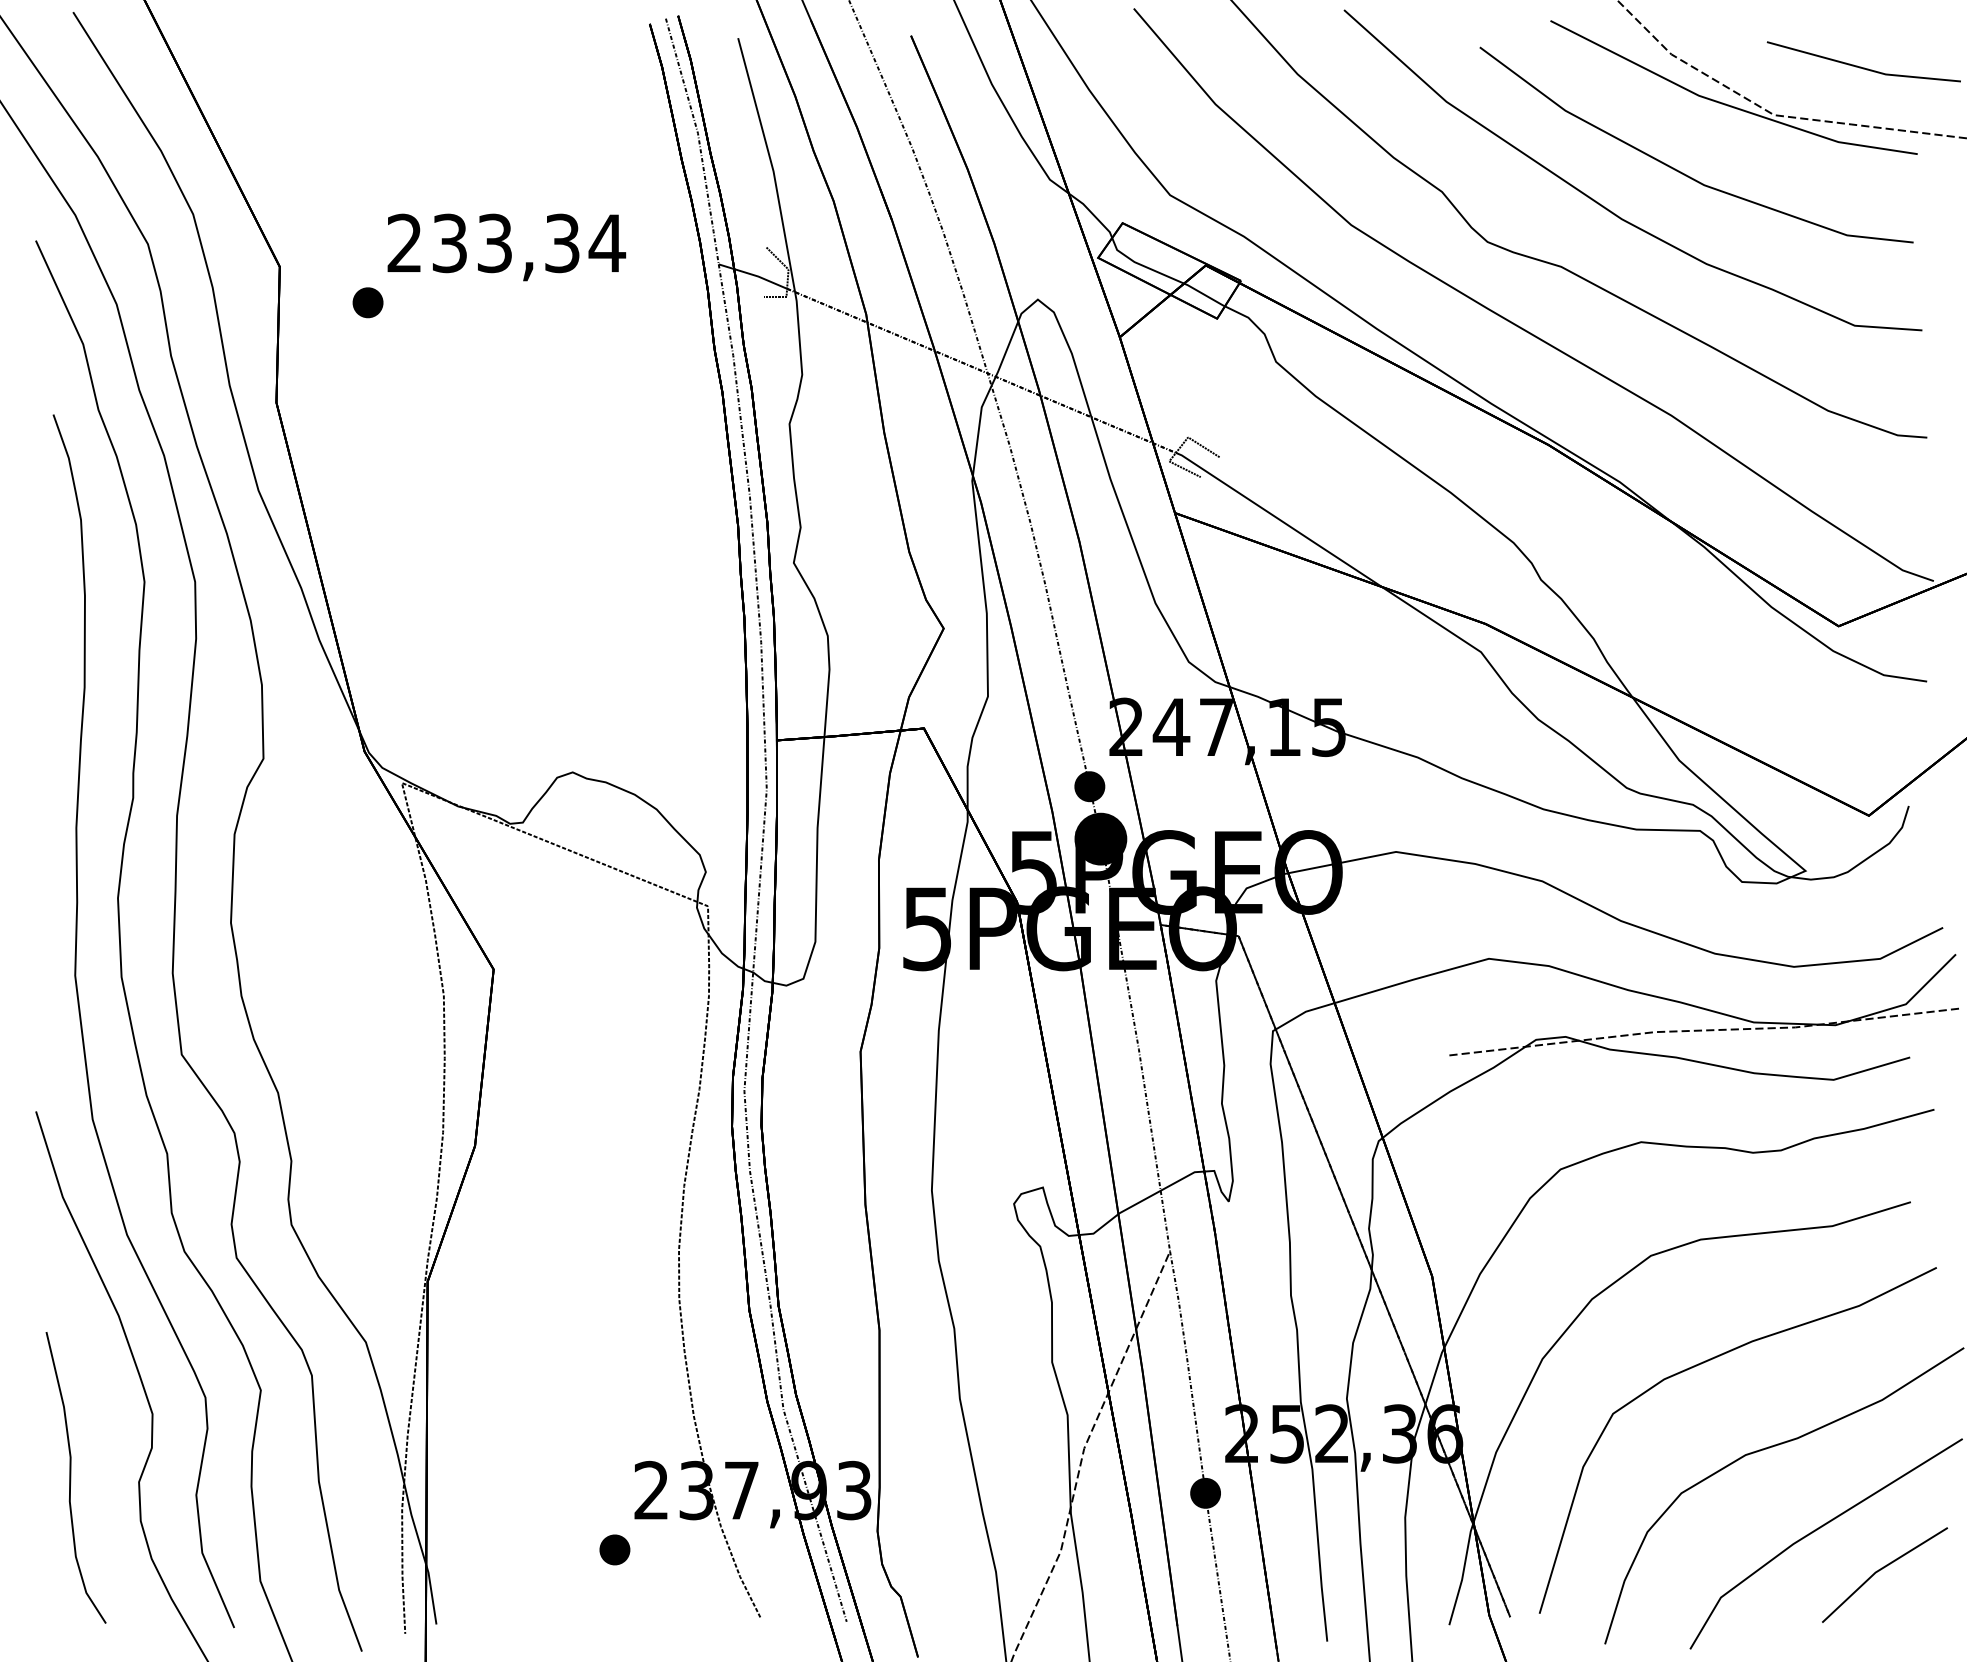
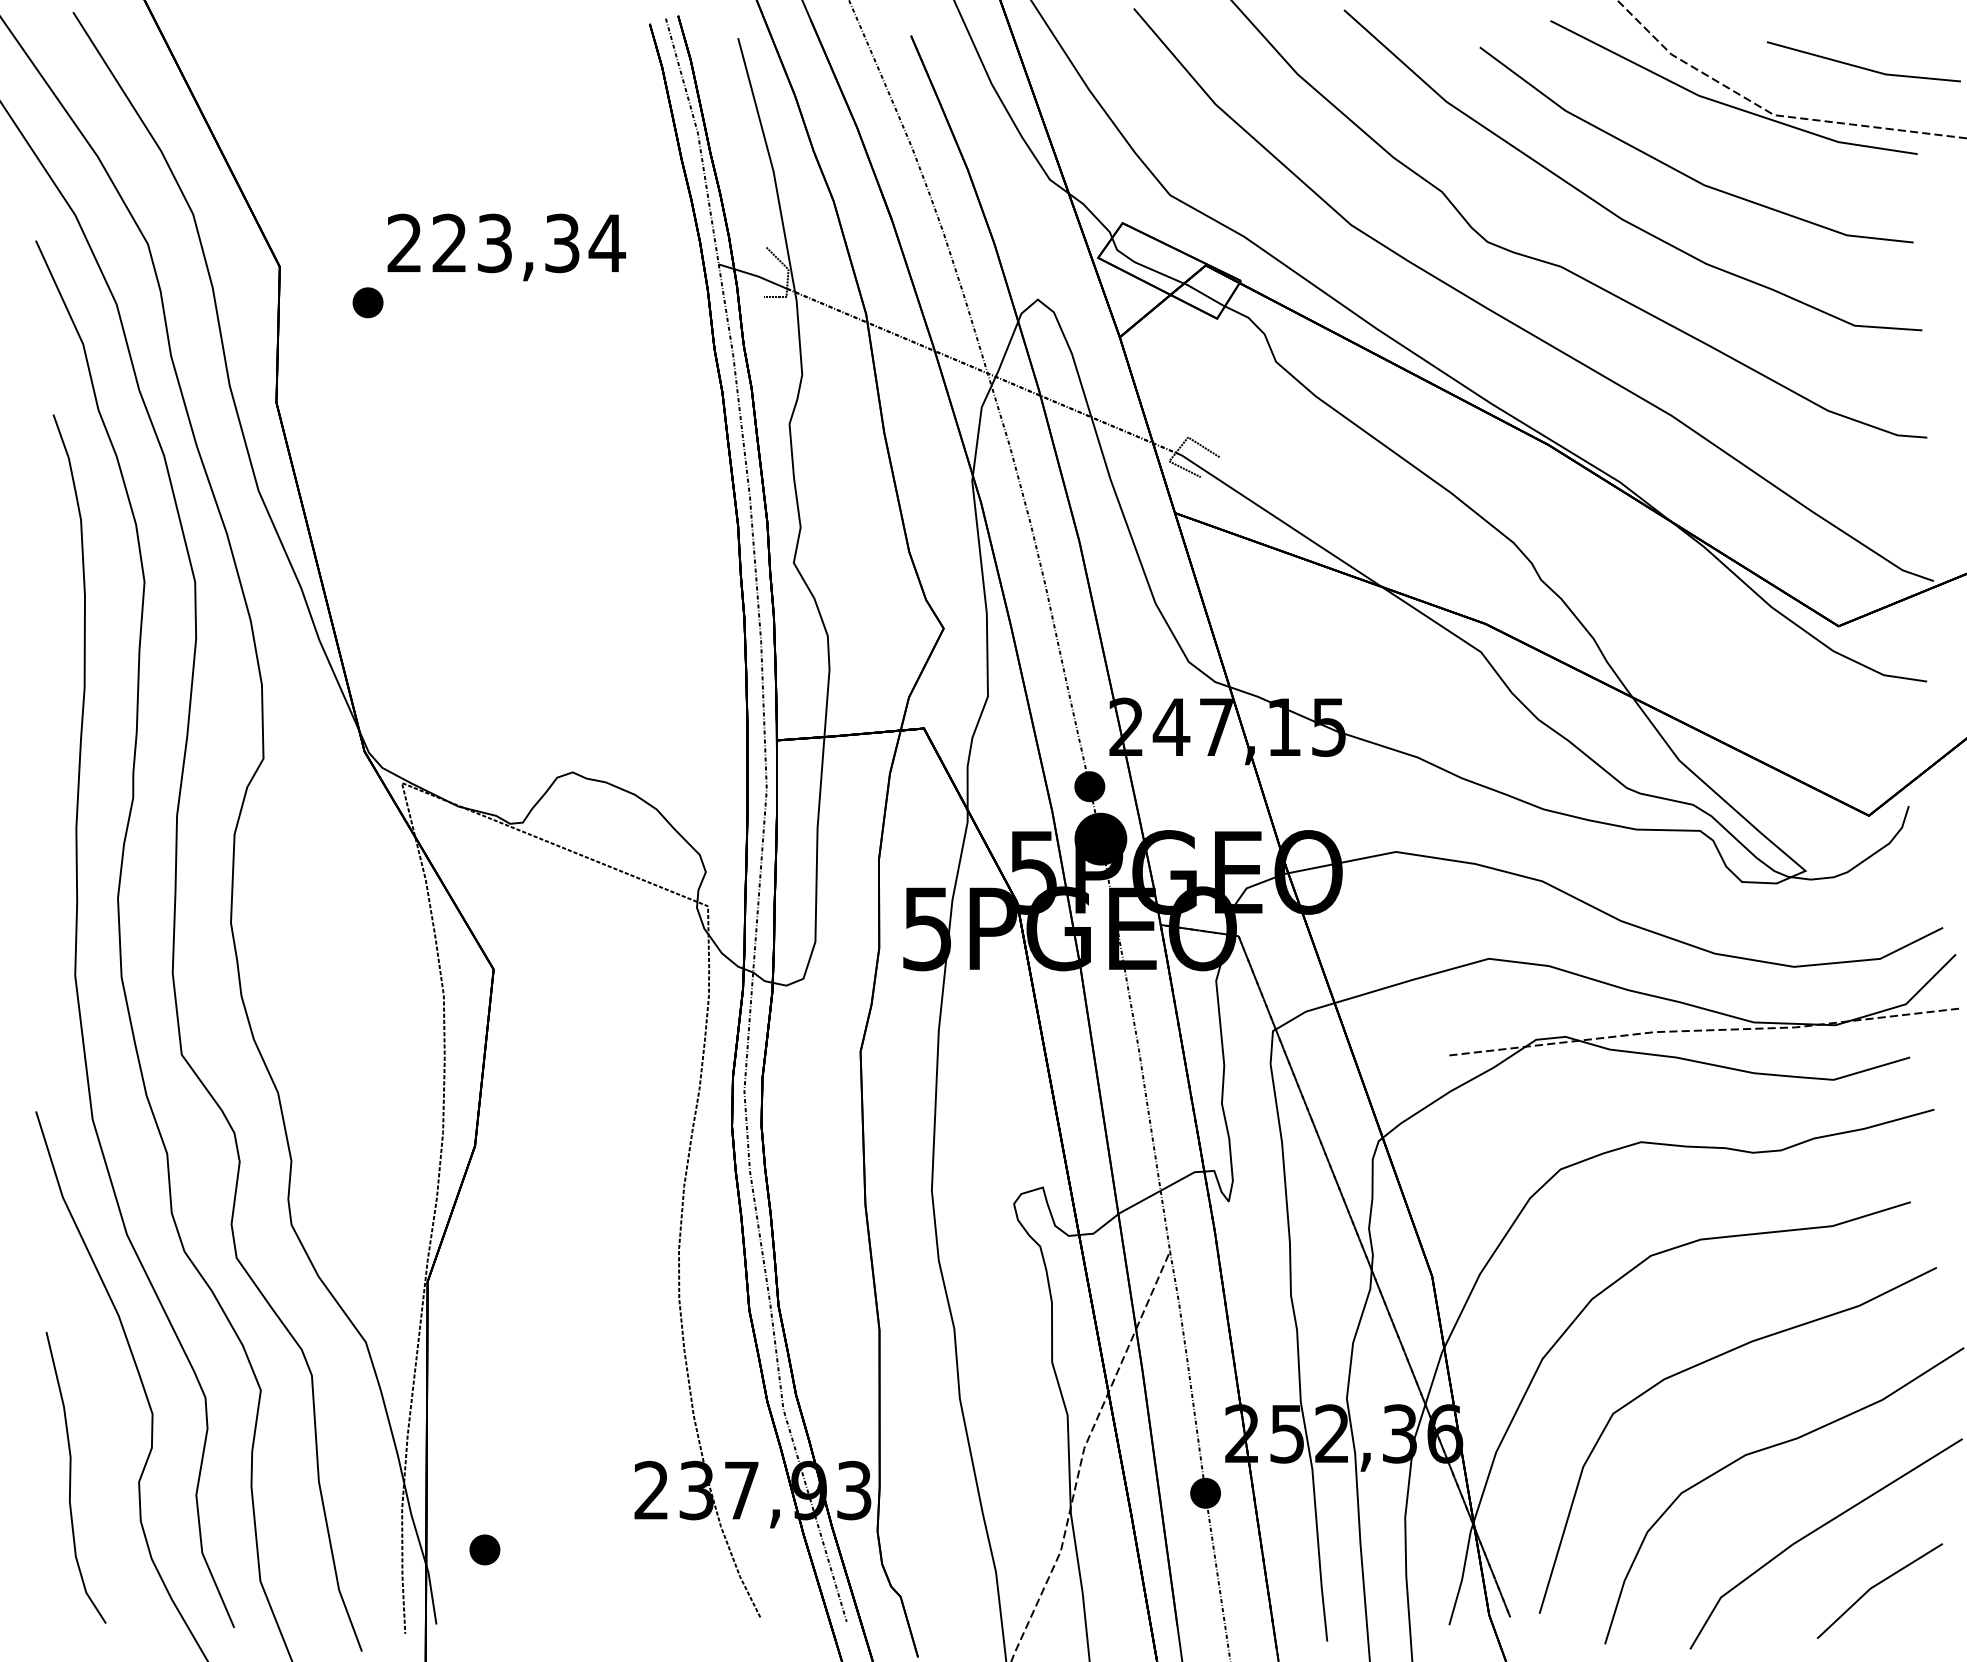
text: 233,34 -> 223,34 (449, 243)
part position: (614, 1549) -> (484, 1549) (484, 1549)
part position: (1884, 1574) -> (1879, 1590) (1879, 1590)
